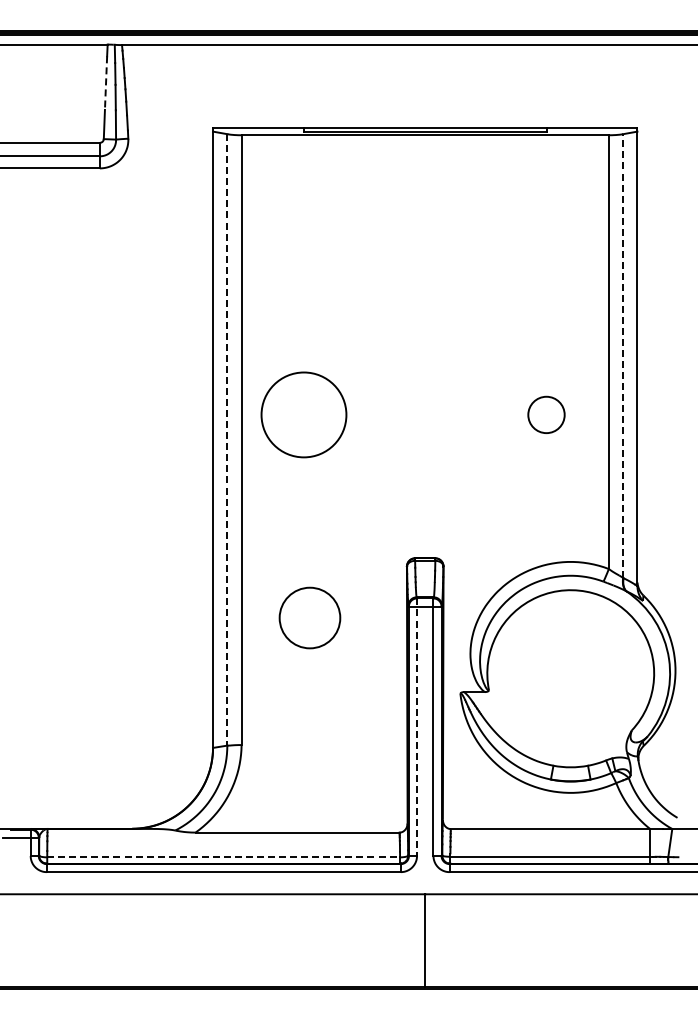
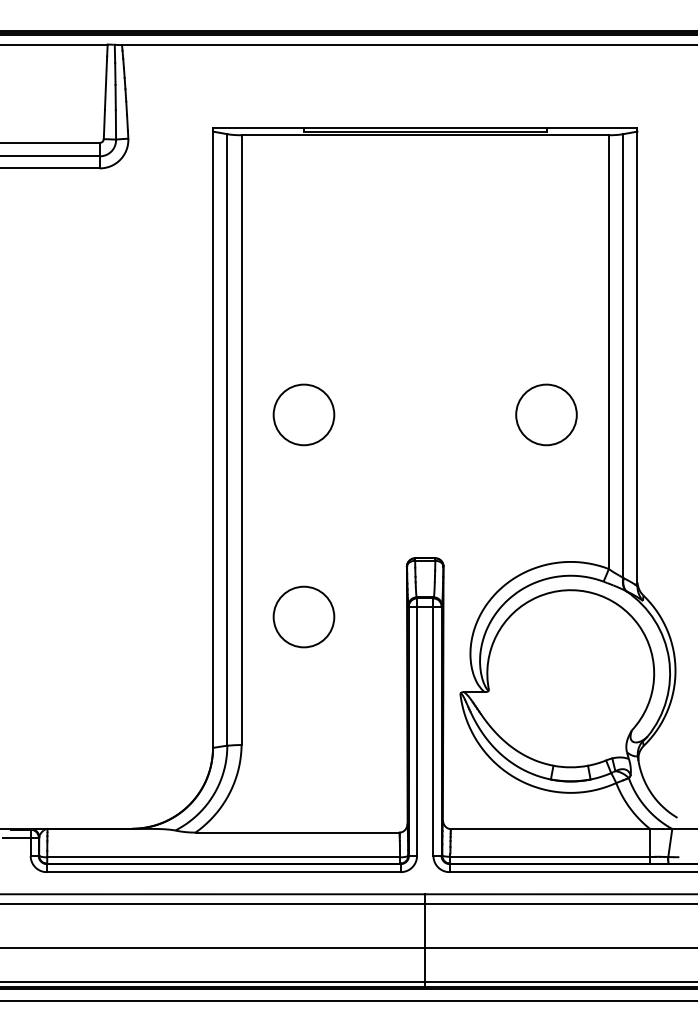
line: dashed -> solid (106, 83)
line: dashed -> solid (623, 356)
circle diameter: 85 px -> 61 px (303, 414)
circle size: 39x39 px -> 63x64 px (546, 414)
line: dashed -> solid (227, 439)
circle position: (309, 617) -> (303, 616) (303, 616)
line: dashed -> solid (417, 727)
line: dashed -> solid (224, 857)
line: none -> present (348, 903)
line: none -> present (348, 948)
line: none -> present (348, 982)
line: none -> present (348, 1001)
